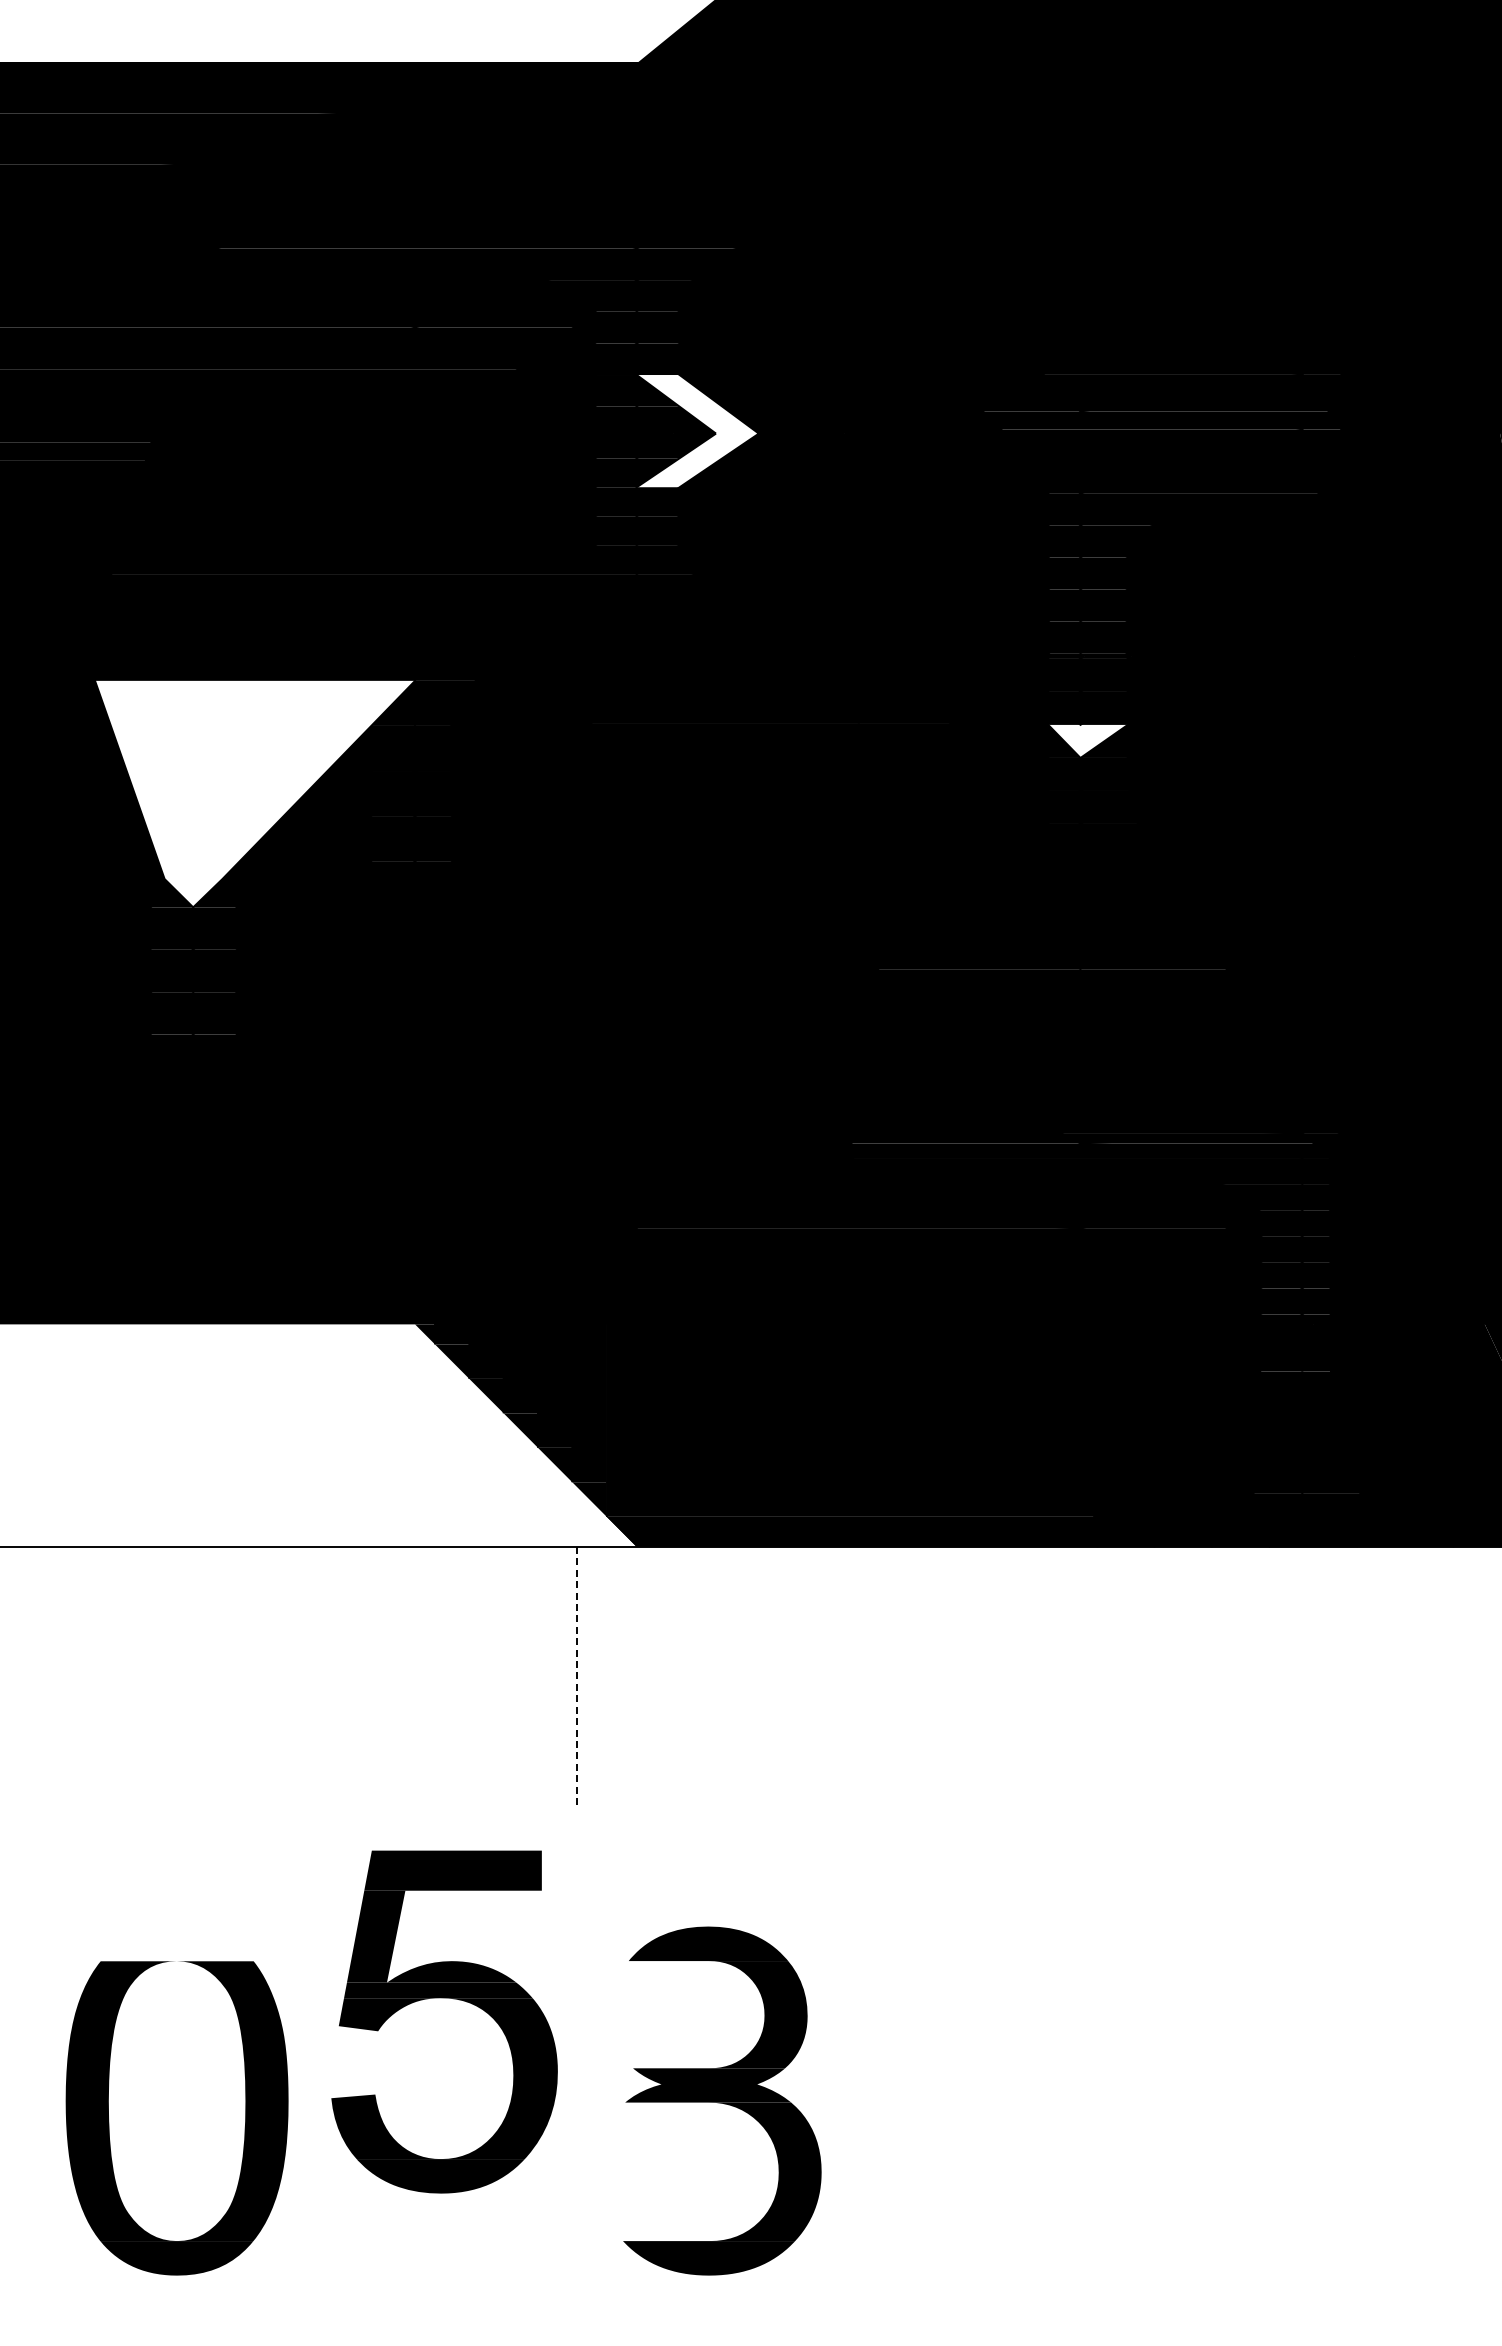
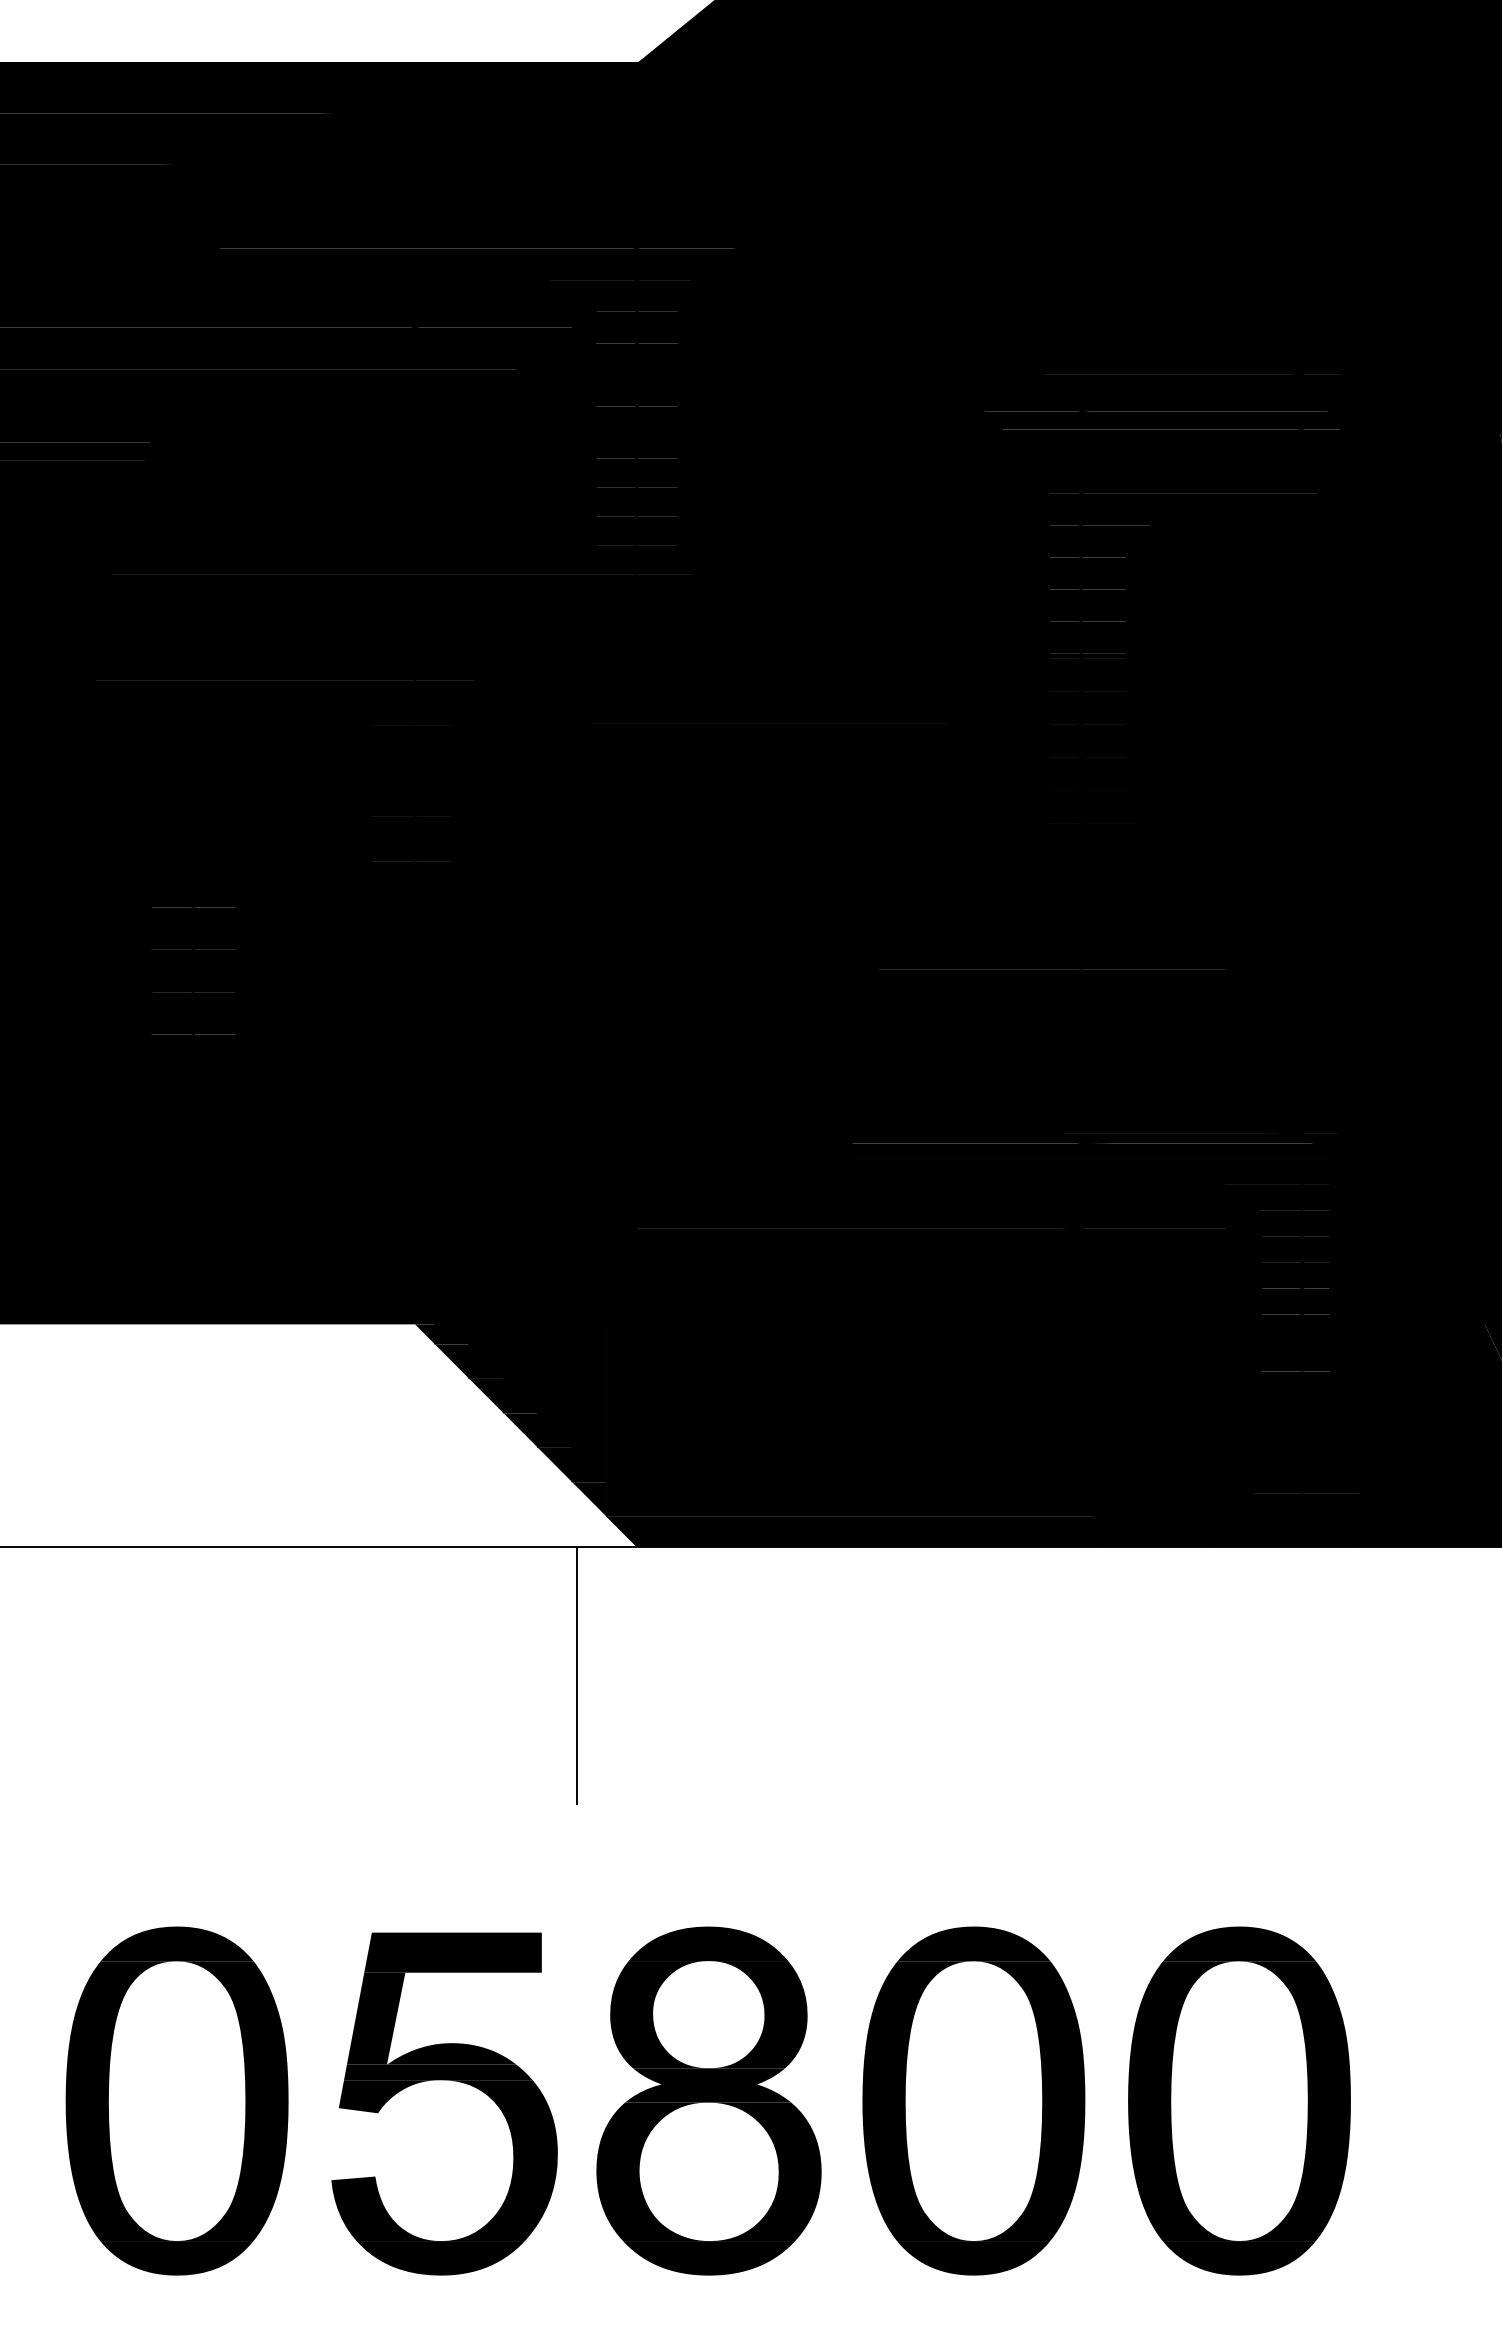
fill: none -> present (697, 431)
fill: none -> present (1087, 740)
fill: none -> present (255, 793)
line: dashed -> solid (577, 1676)
fill: none -> present (176, 1943)
part position: (444, 1998) -> (444, 2080) (444, 2080)
fill: none -> present (659, 2014)
part: none -> present (973, 2100)
part: none -> present (1239, 2100)
fill: none -> present (652, 2171)
